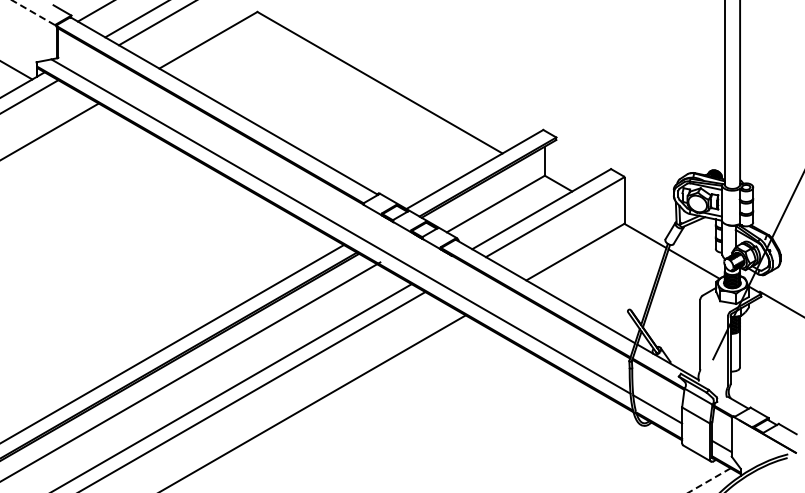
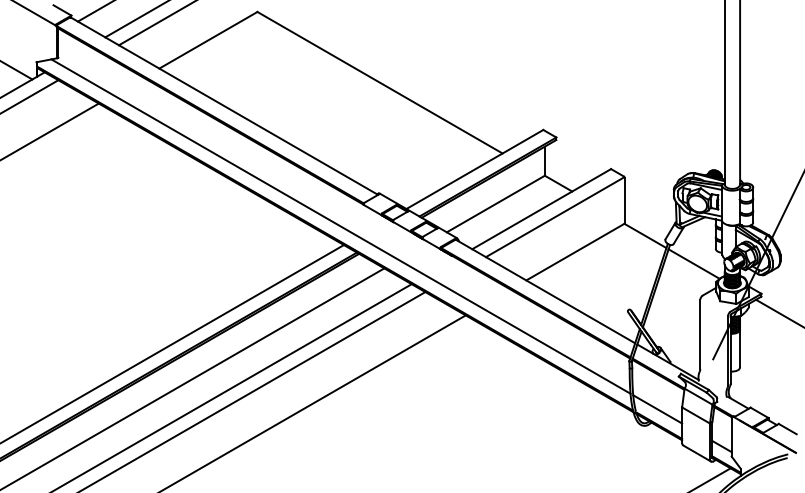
line: dashed -> solid (33, 12)
line position: (780, 303) -> (778, 312) (778, 312)
line position: (191, 371) -> (193, 378) (193, 378)
line: dashed -> solid (709, 480)
